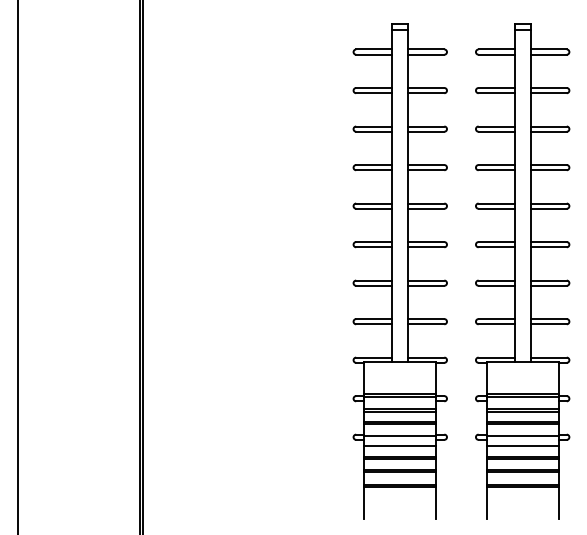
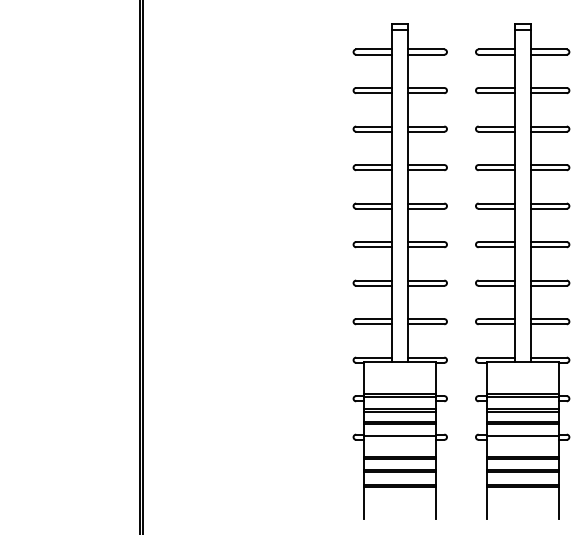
line: present -> none (17, 266)
line: present -> none (400, 445)
line: present -> none (522, 445)
